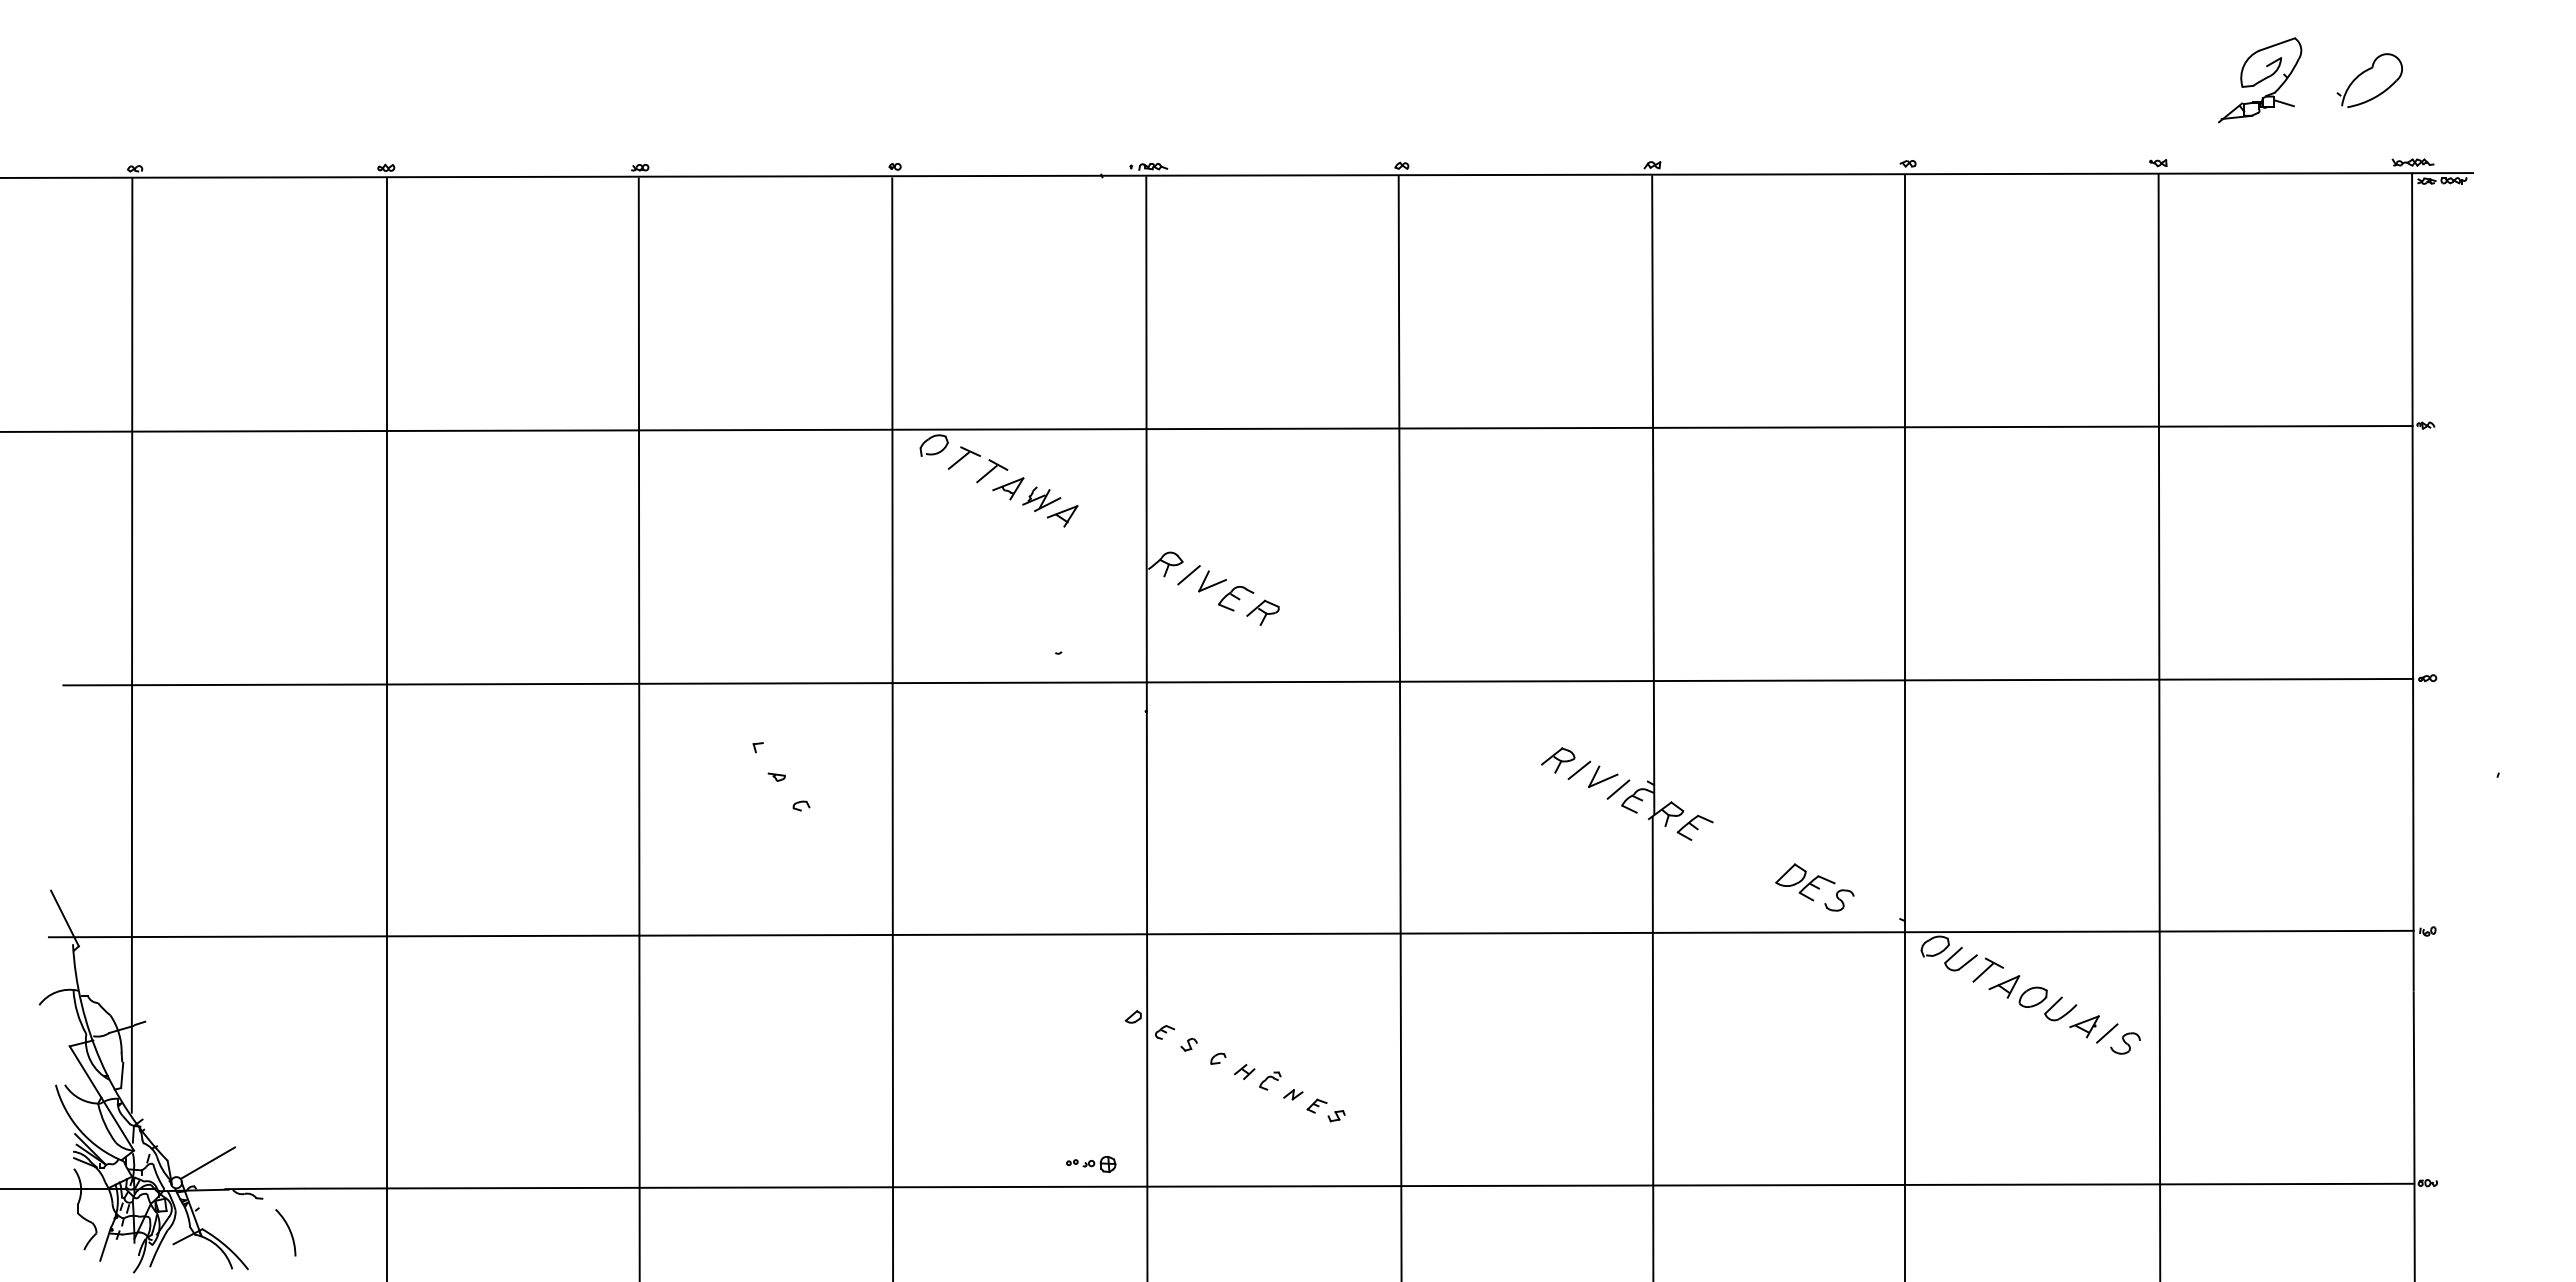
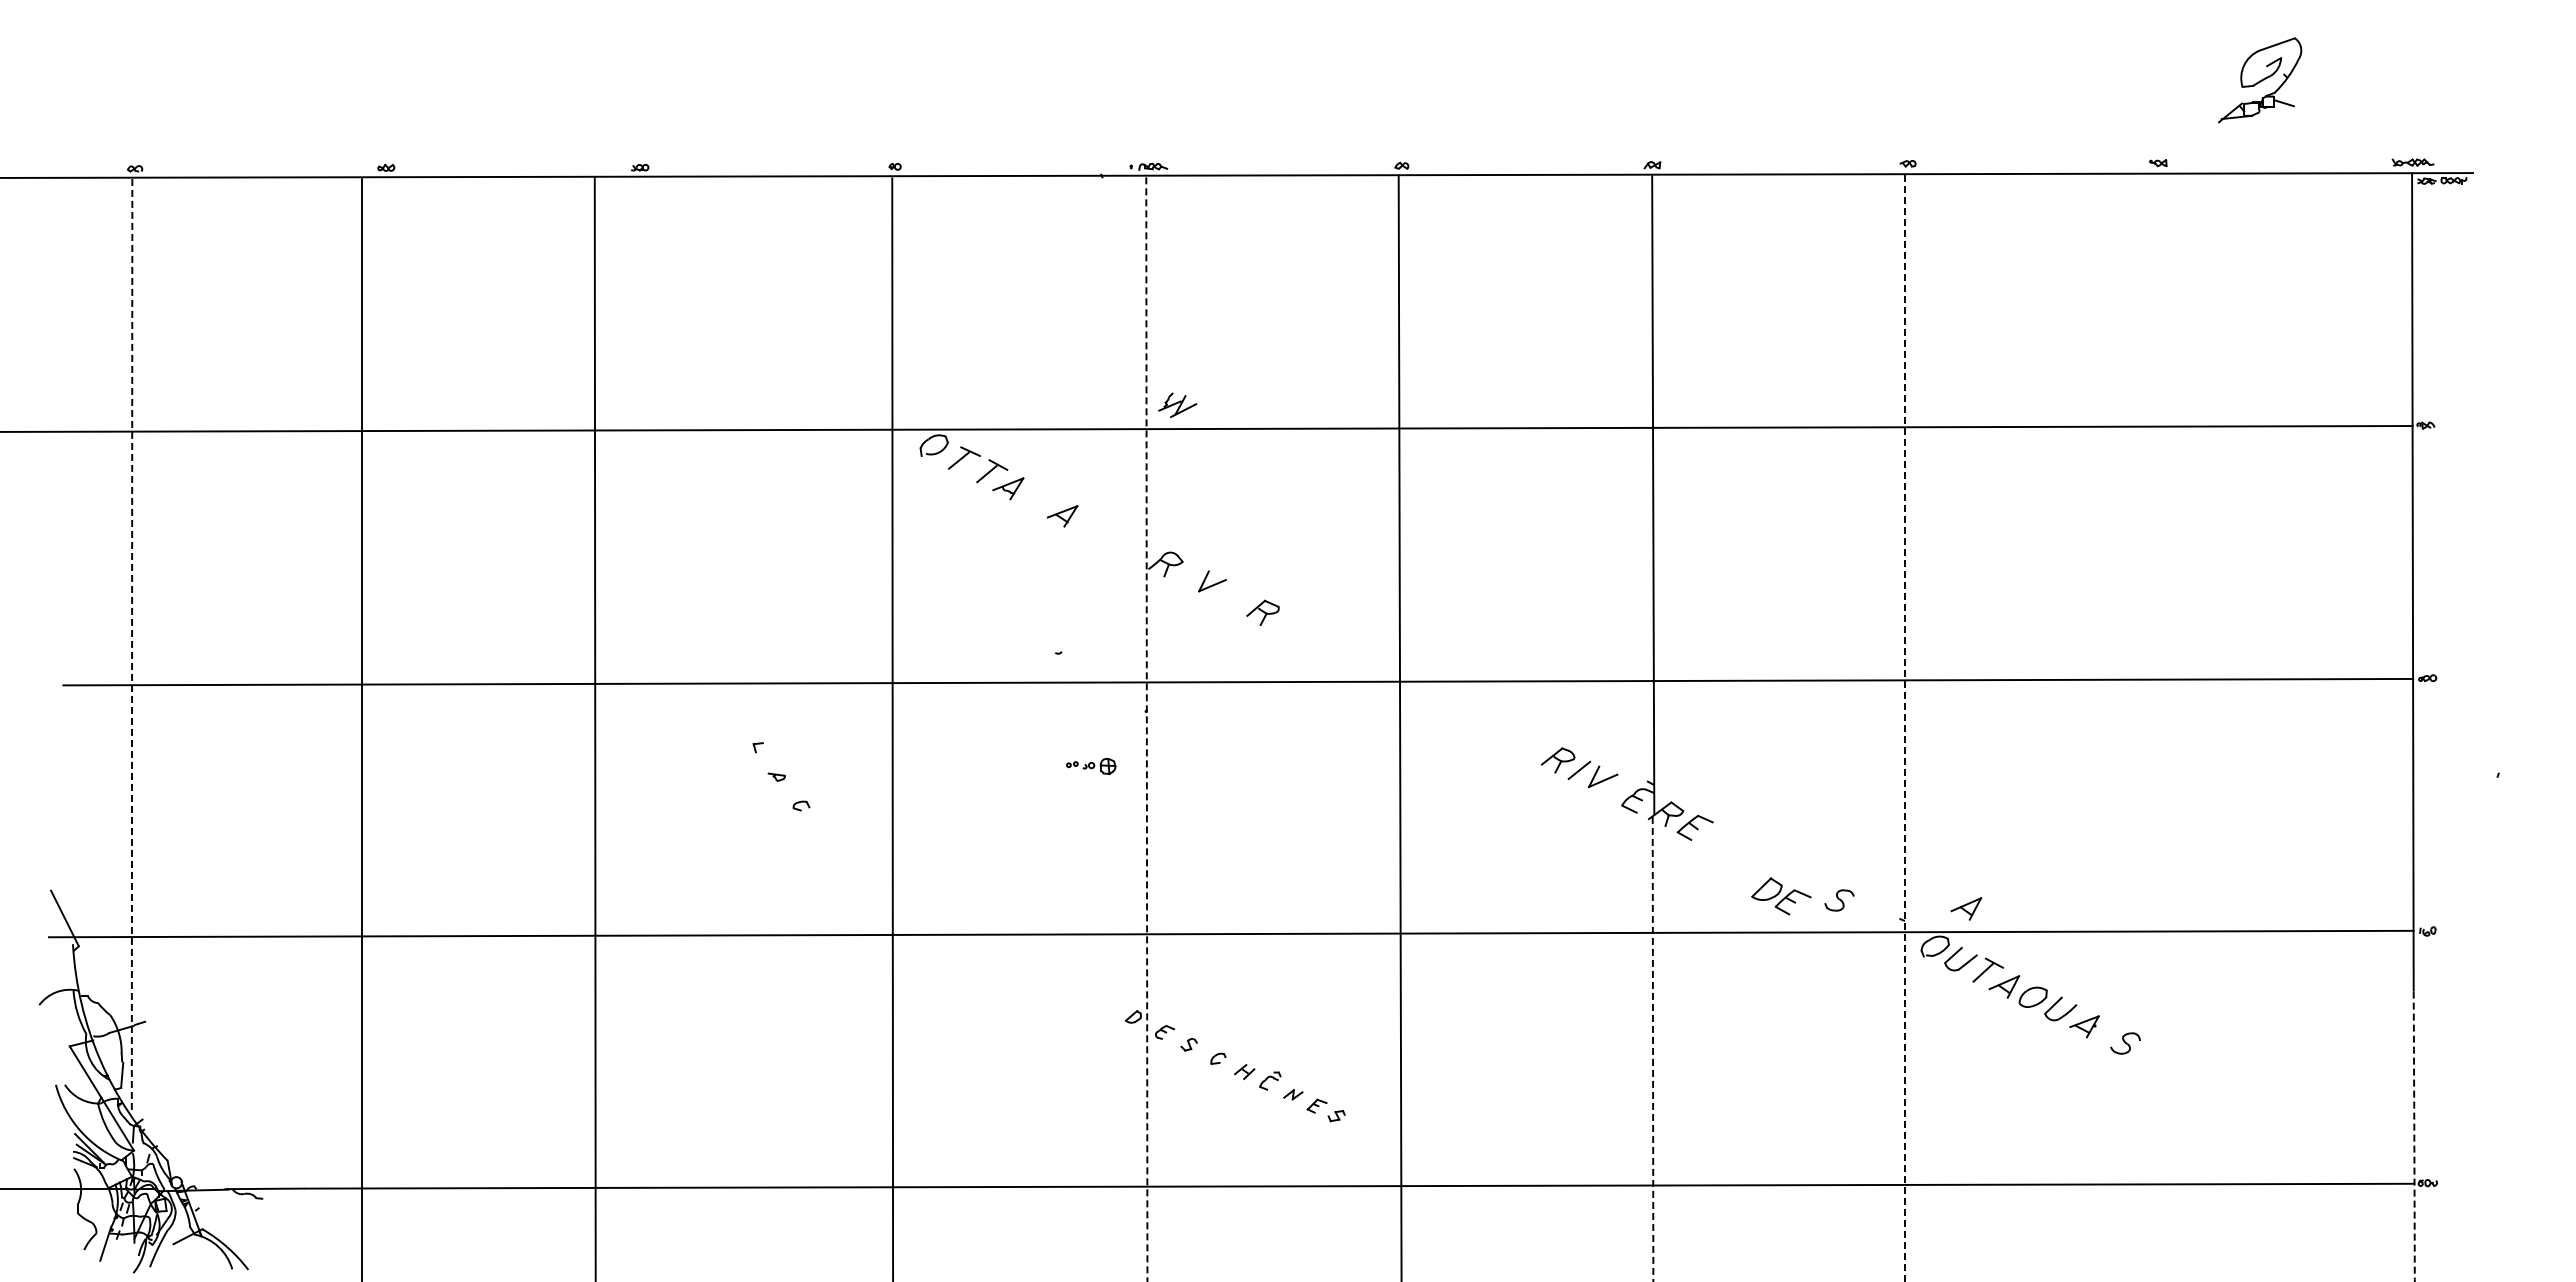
part: present -> none (2365, 72)
part position: (1041, 498) -> (1177, 404) (1177, 404)
line: present -> none (1188, 575)
part: present -> none (1236, 598)
line: solid -> dashed (132, 645)
line: present -> none (2159, 726)
line position: (386, 728) -> (361, 728) (361, 728)
line position: (638, 728) -> (594, 728) (594, 728)
line: solid -> dashed (1905, 728)
line: solid -> dashed (1146, 730)
line: present -> none (1618, 789)
part position: (1805, 882) -> (1781, 896) (1781, 896)
part: none -> present (1966, 908)
line: present -> none (2107, 1033)
line: solid -> dashed (1653, 1049)
arc: solid -> dashed (2414, 1136)
line: present -> none (208, 1162)
part position: (1091, 1164) -> (1091, 766) (1091, 766)
arc: present -> none (289, 1232)
